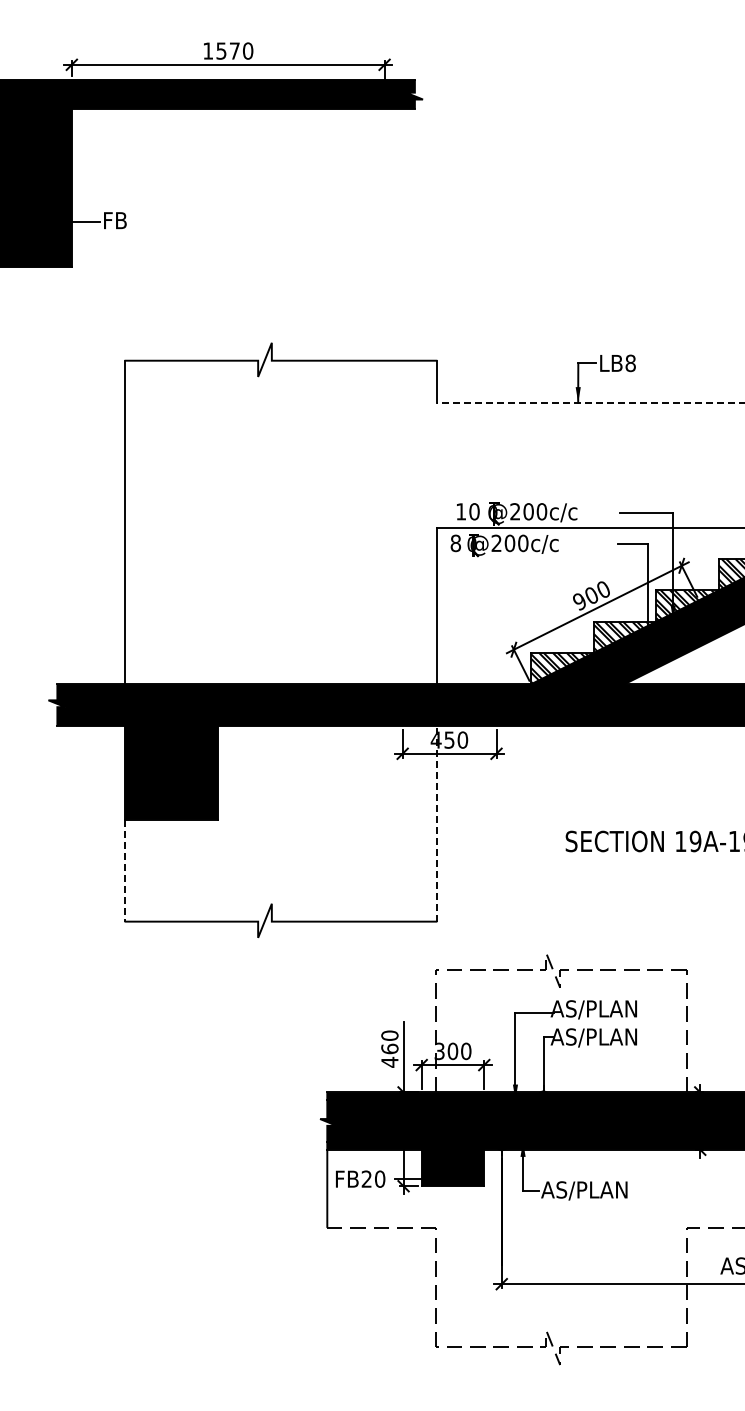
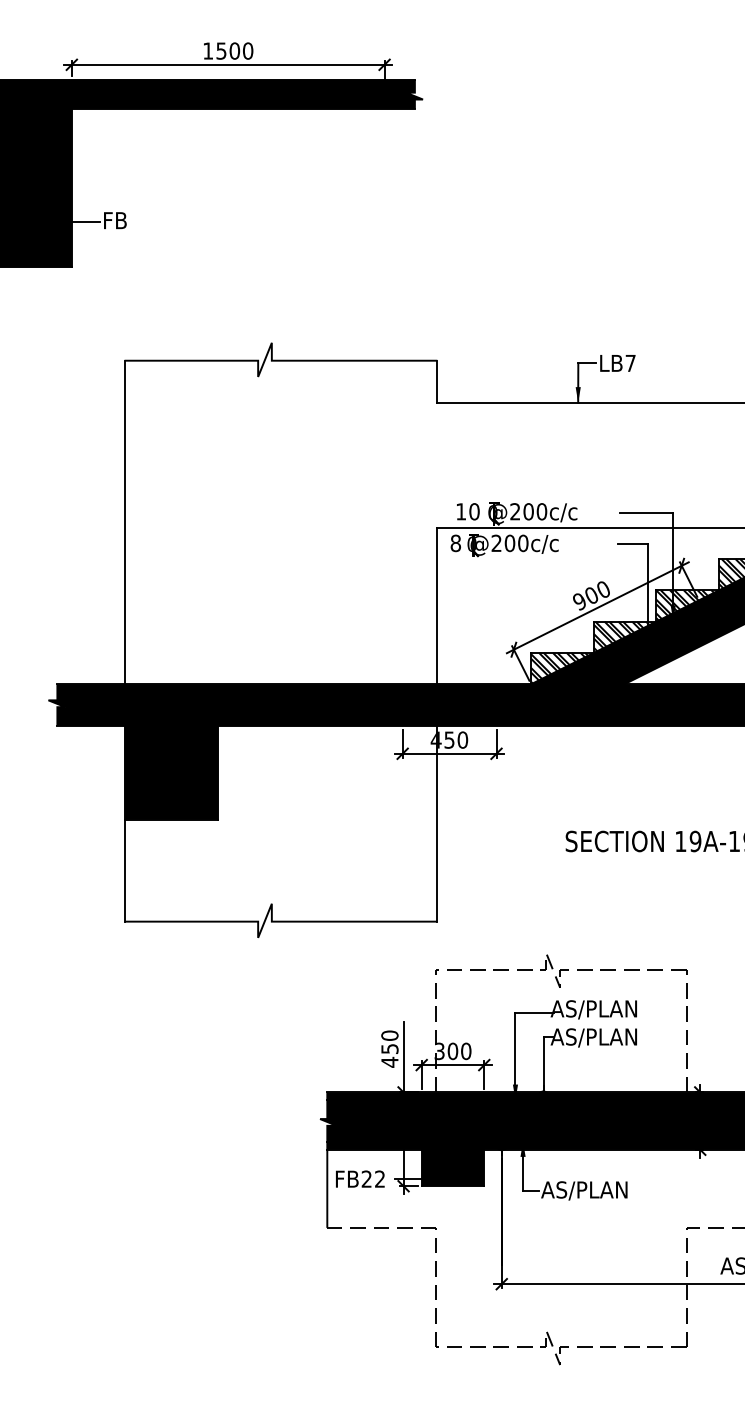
text: 1570 -> 1500 (234, 50)
text: LB8 -> LB7 (630, 363)
line: dashed -> solid (591, 402)
line: dashed -> solid (437, 823)
line: dashed -> solid (124, 870)
text: 460 -> 450 (389, 1048)
text: FB20 -> FB22 (380, 1178)
